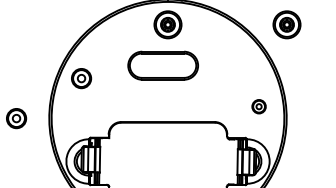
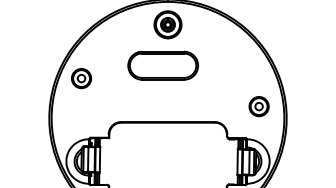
part: present -> none (286, 24)
part size: 16x16 px -> 22x22 px (258, 106)
part: present -> none (16, 118)
